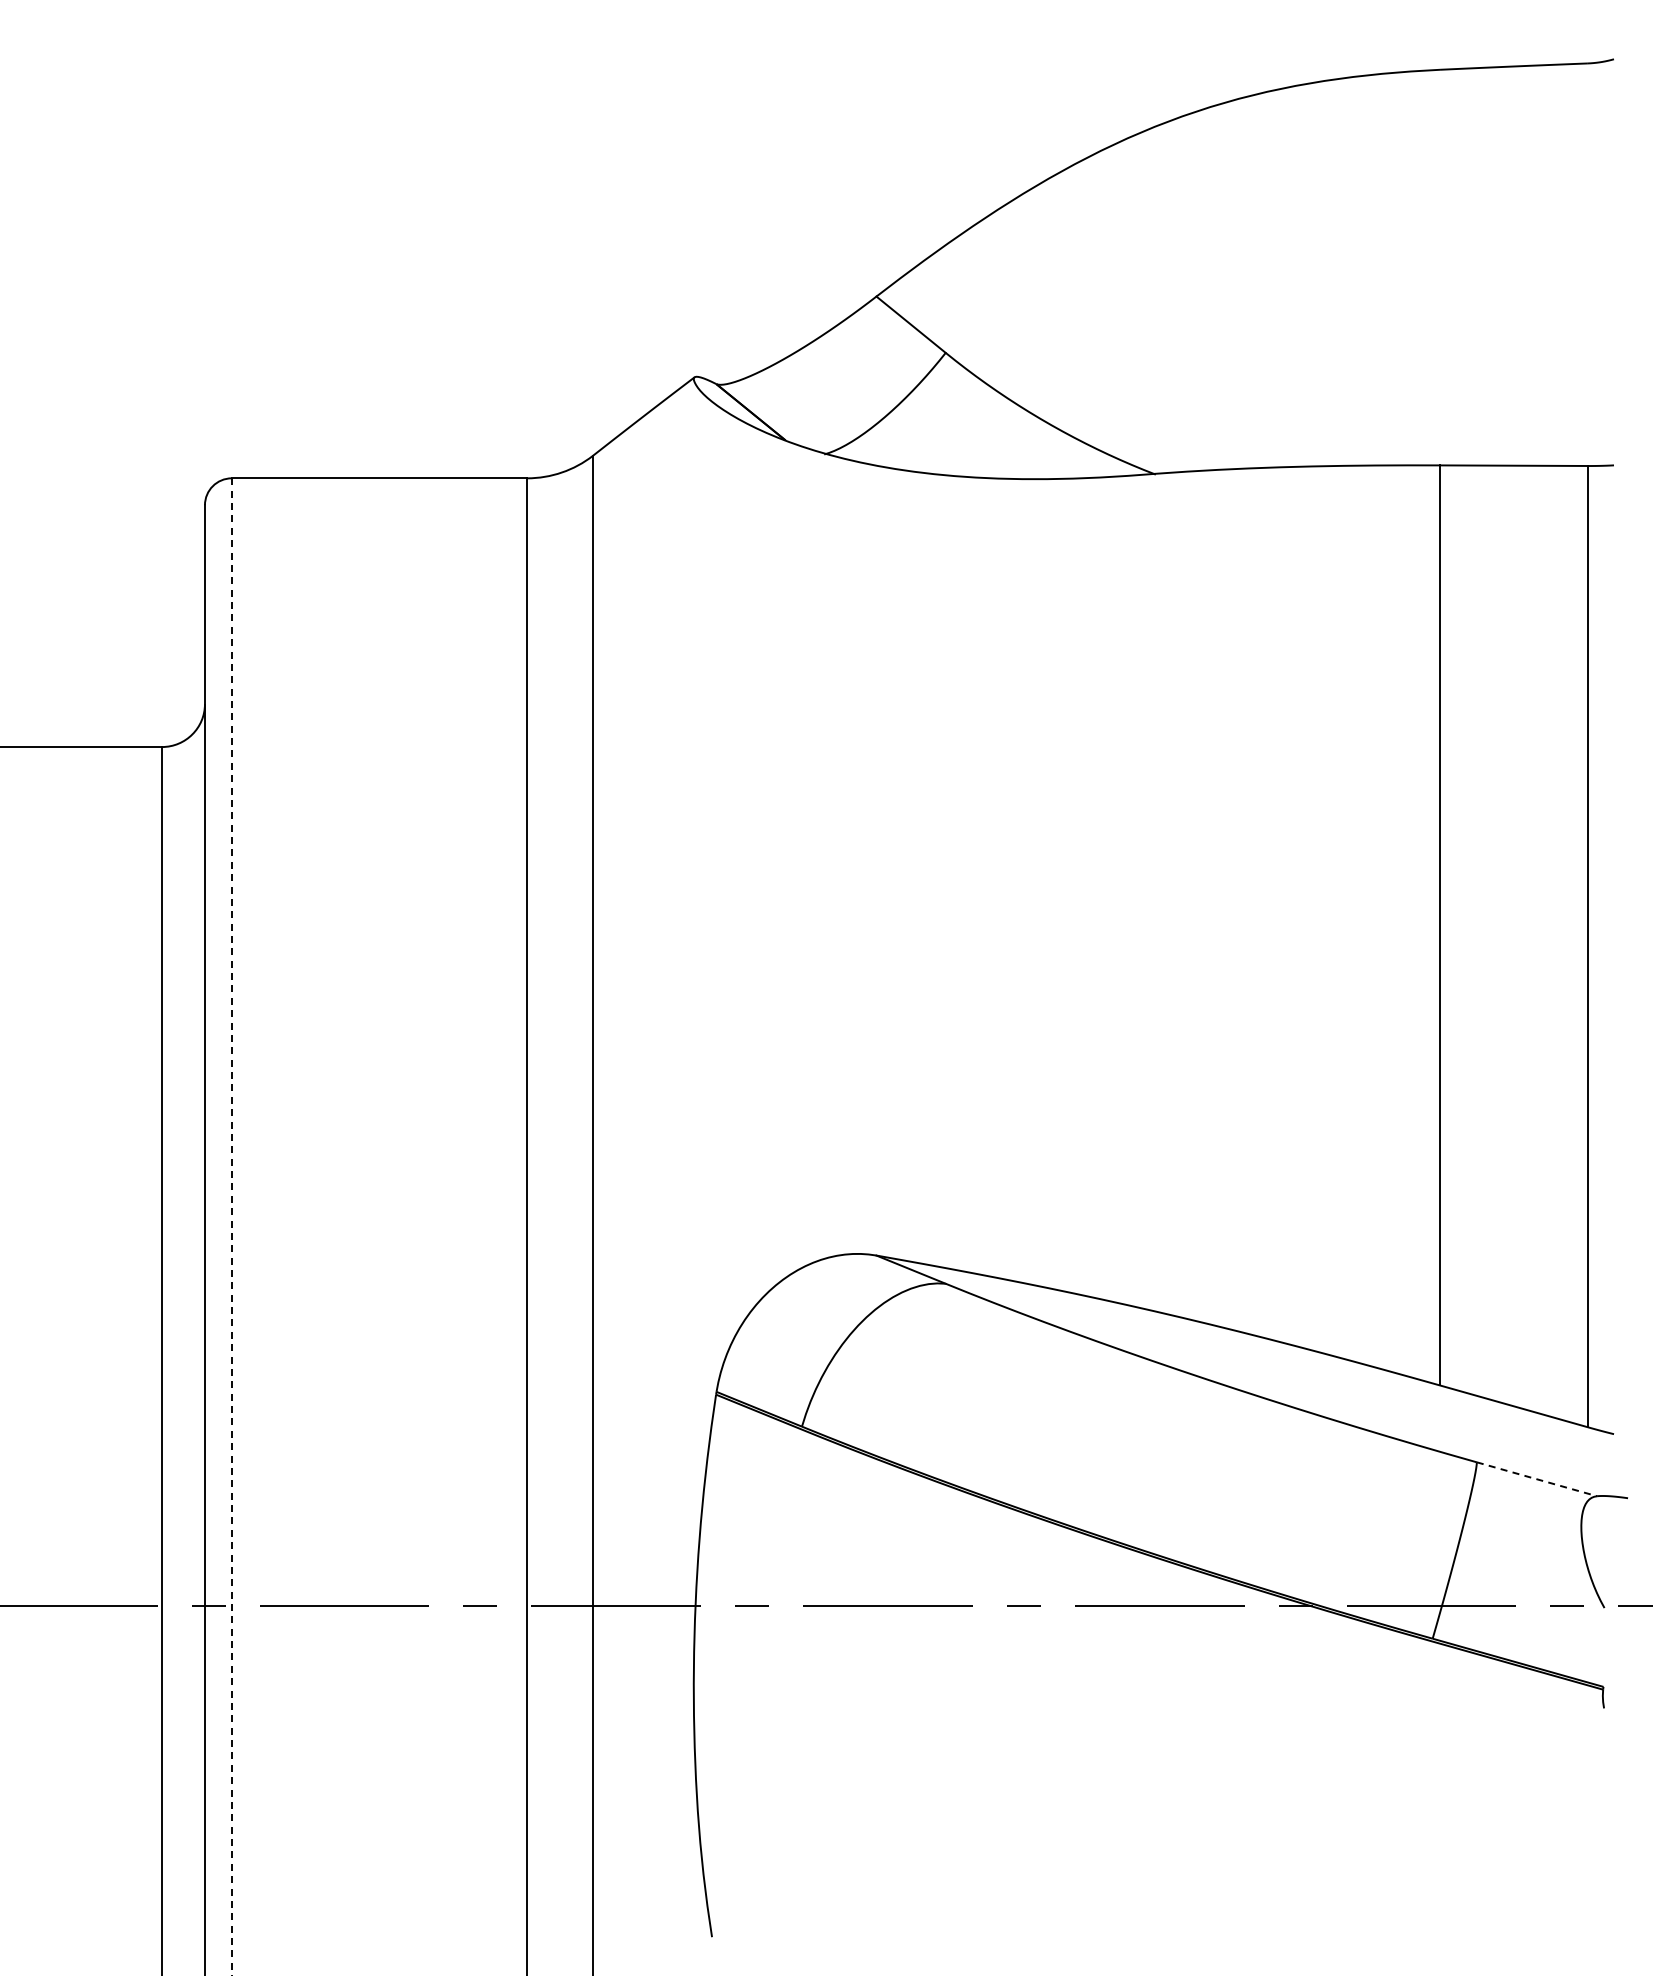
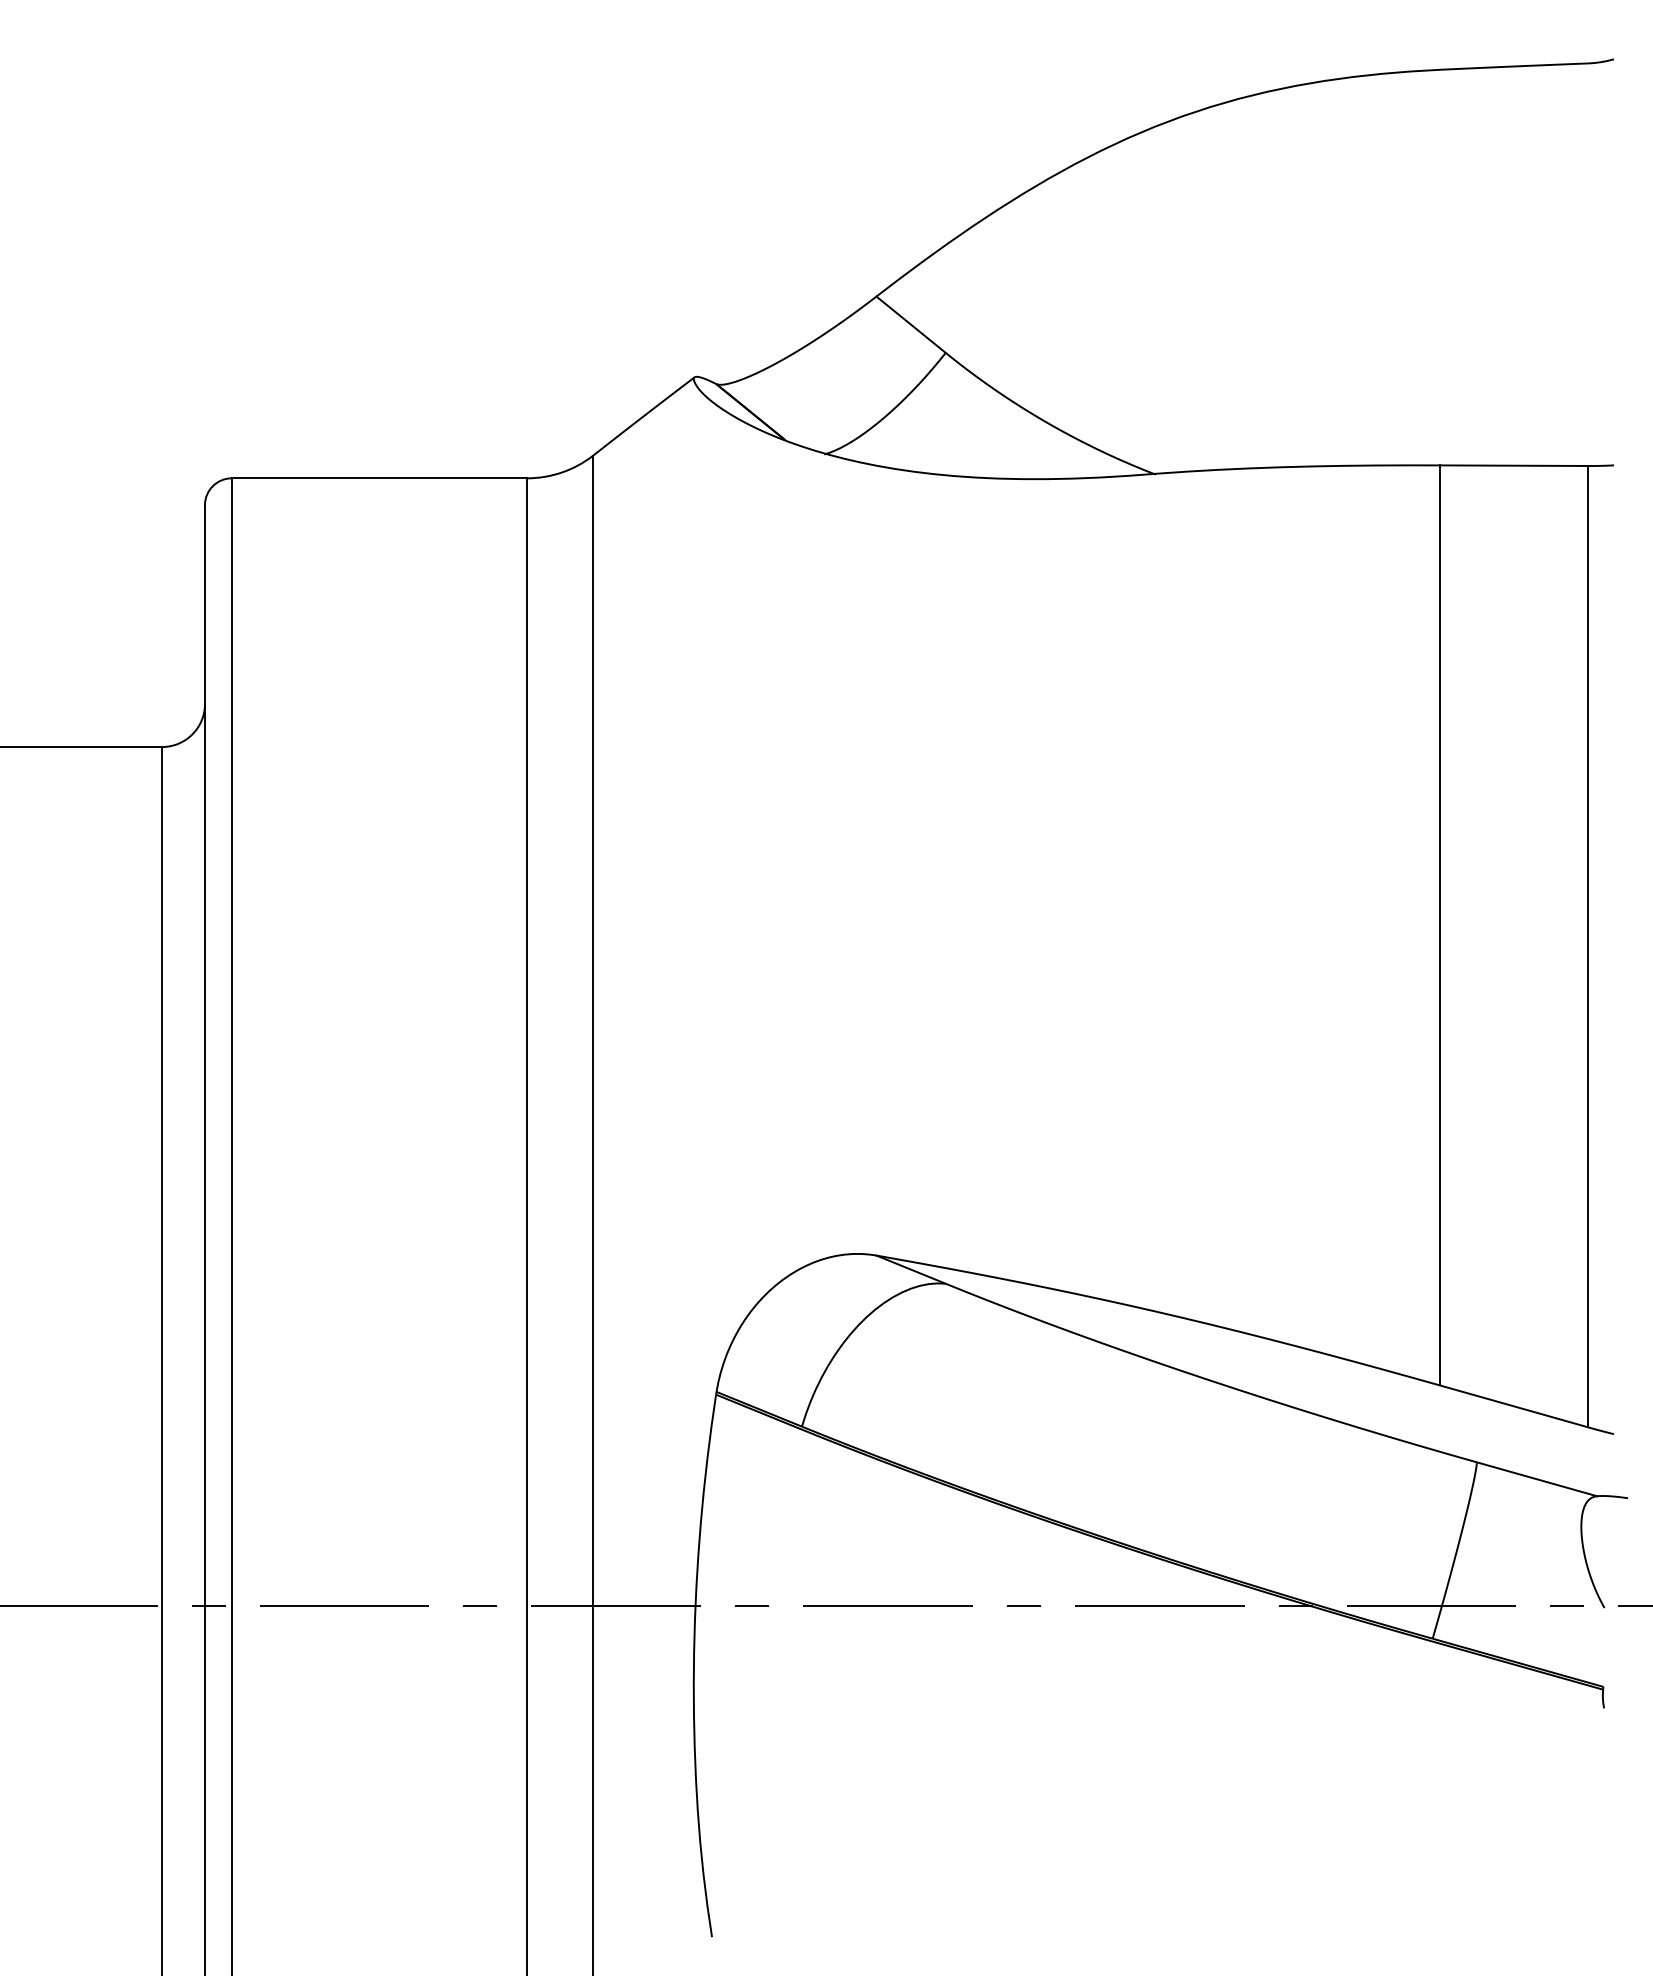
line: dashed -> solid (231, 1227)
line: dashed -> solid (1537, 1479)
